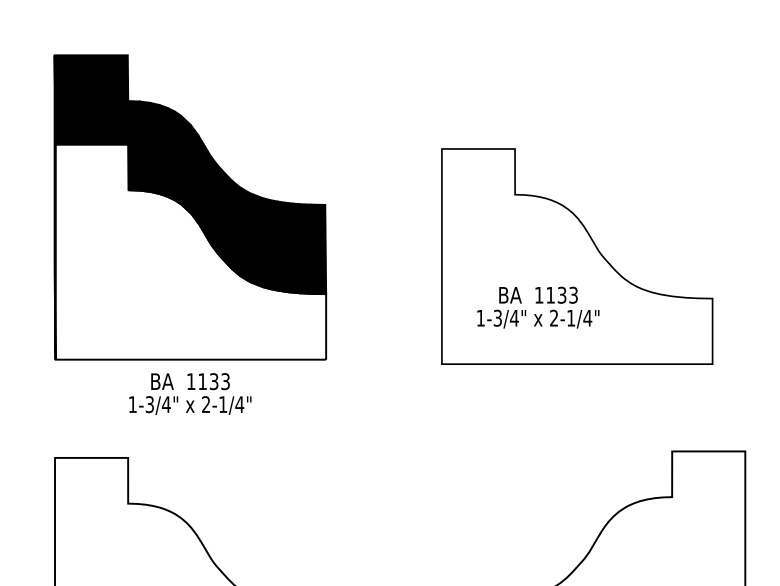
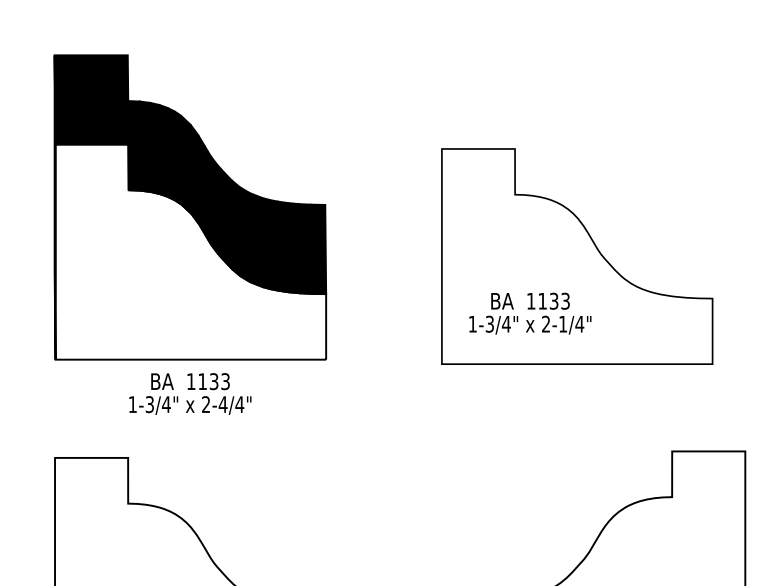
text position: (538, 307) -> (530, 313) (530, 313)
text: 2-1/4" -> 2-4/4" (222, 404)
